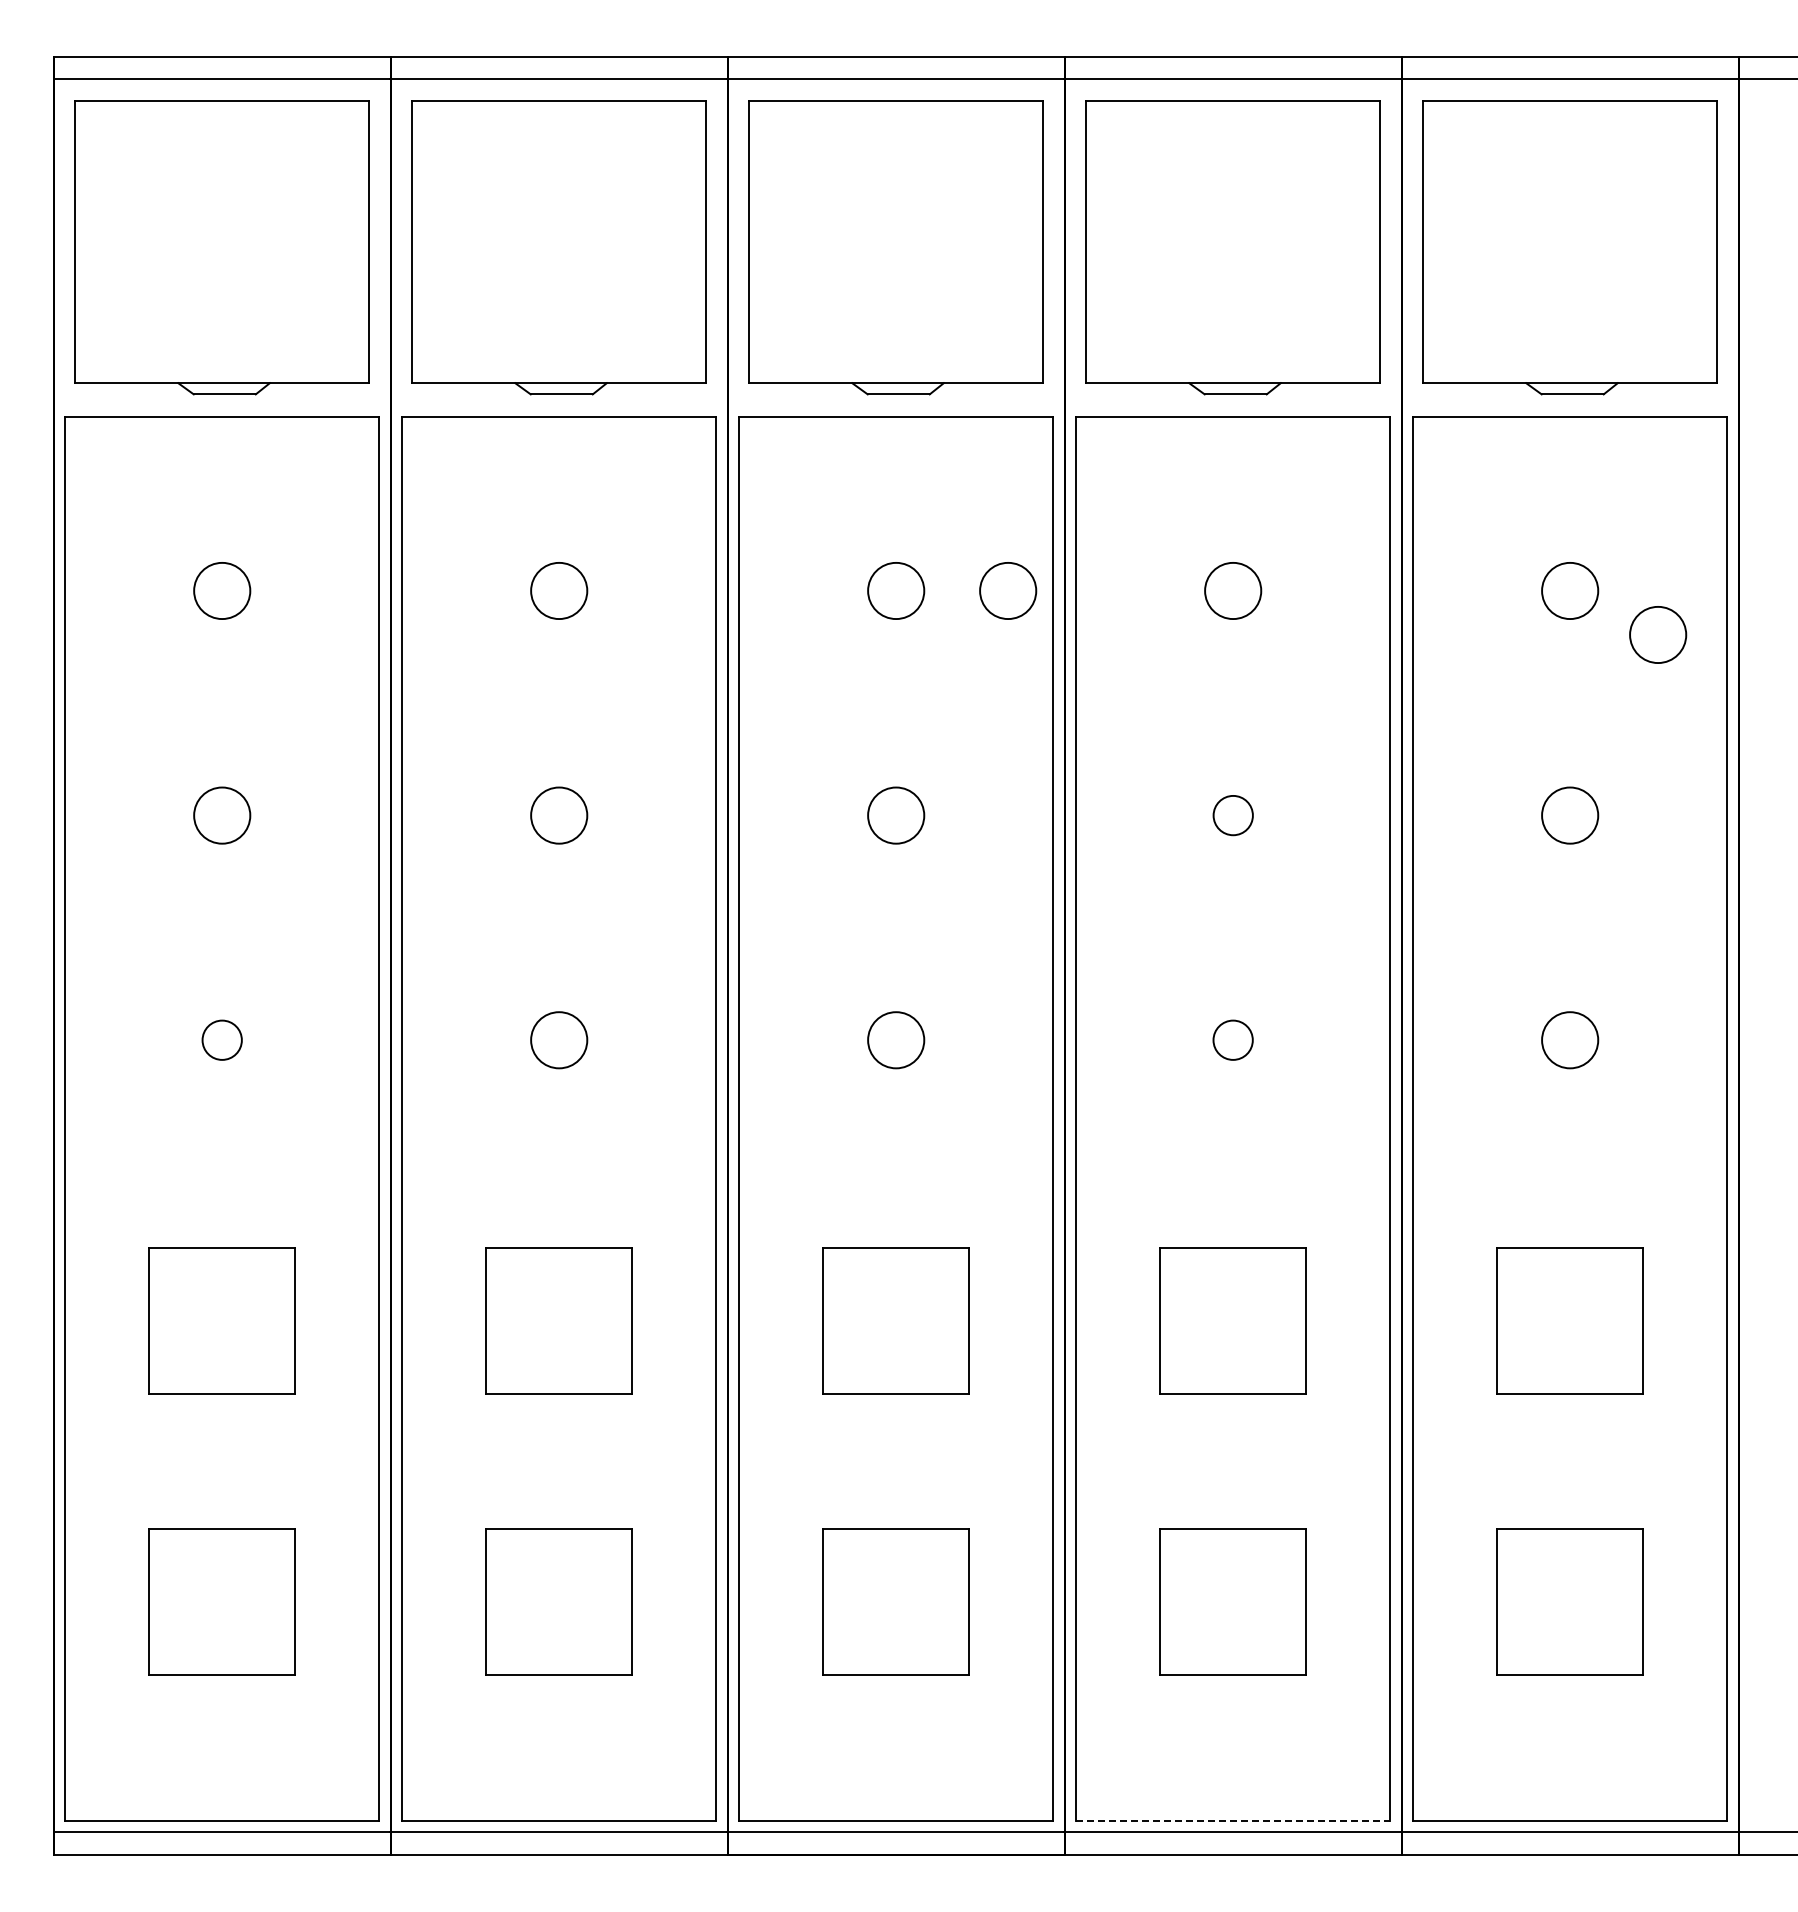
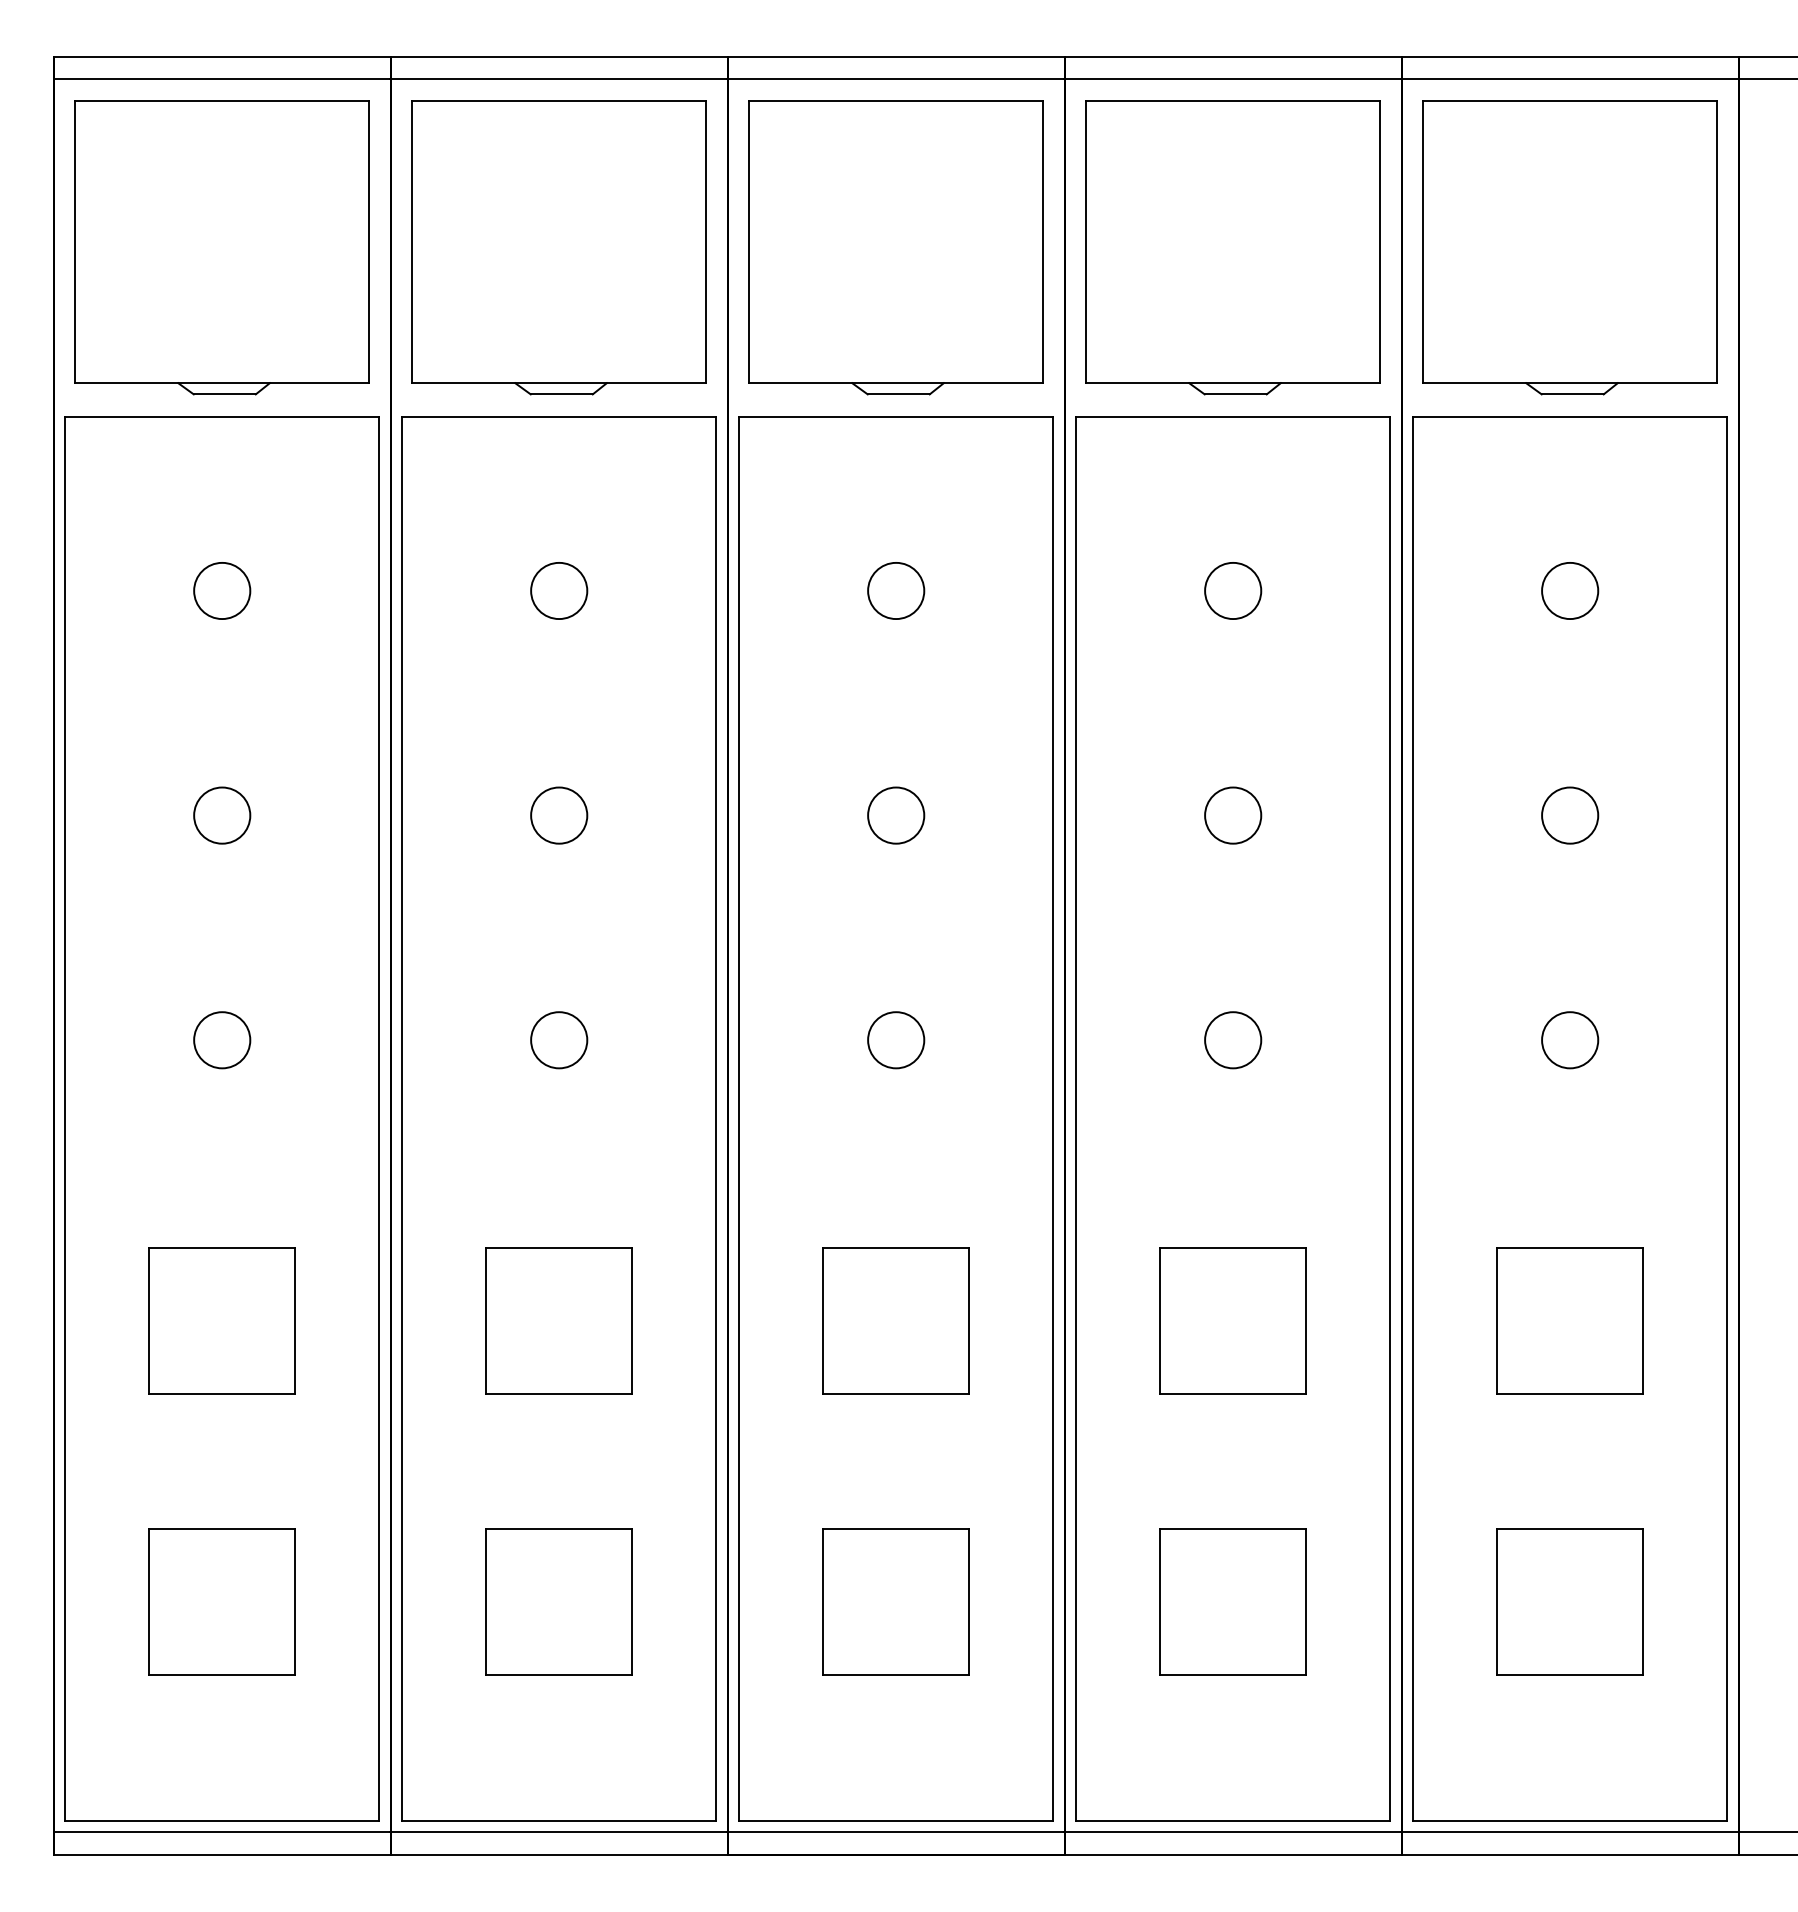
circle: present -> none (1008, 590)
circle: present -> none (1658, 634)
circle size: 42x42 px -> 59x59 px (1233, 815)
circle diameter: 39 px -> 56 px (222, 1040)
circle diameter: 39 px -> 56 px (1233, 1040)
line: dashed -> solid (1233, 1820)
